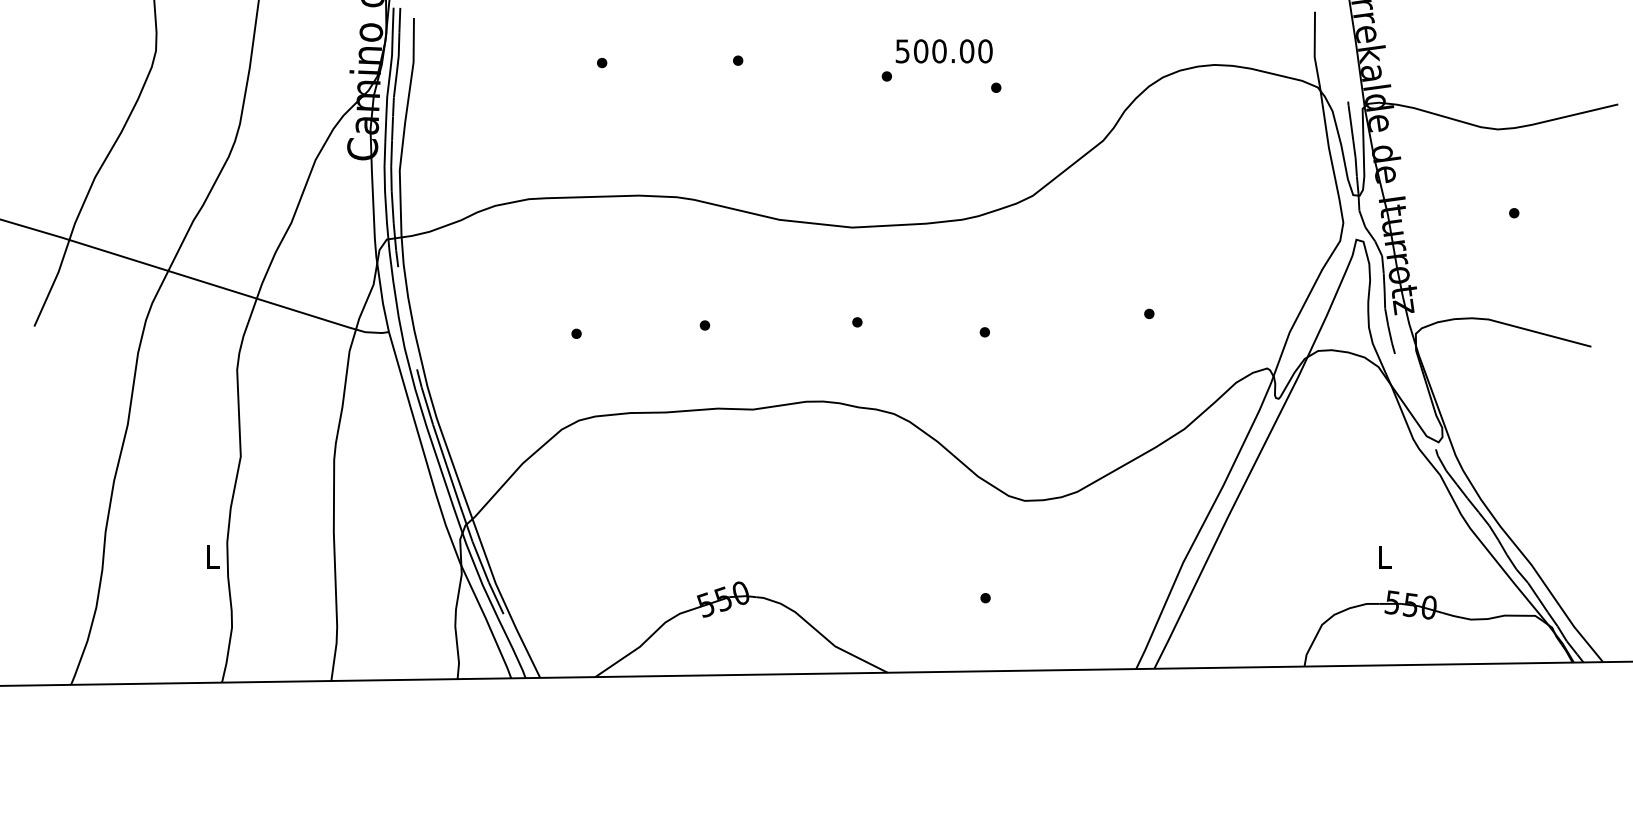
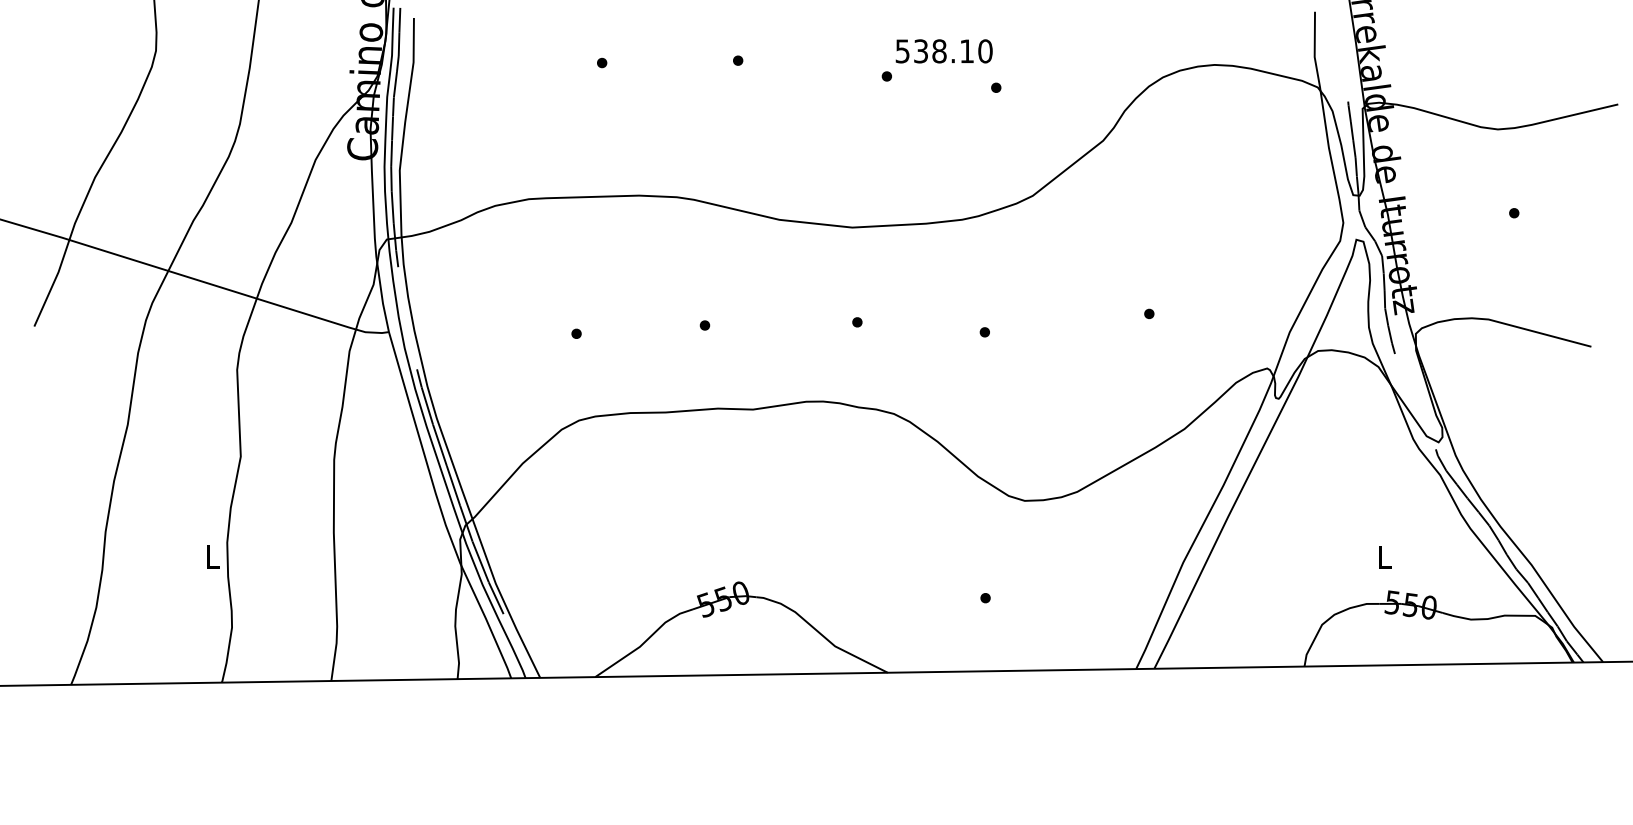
text: 500.00 -> 538.10 (944, 51)
